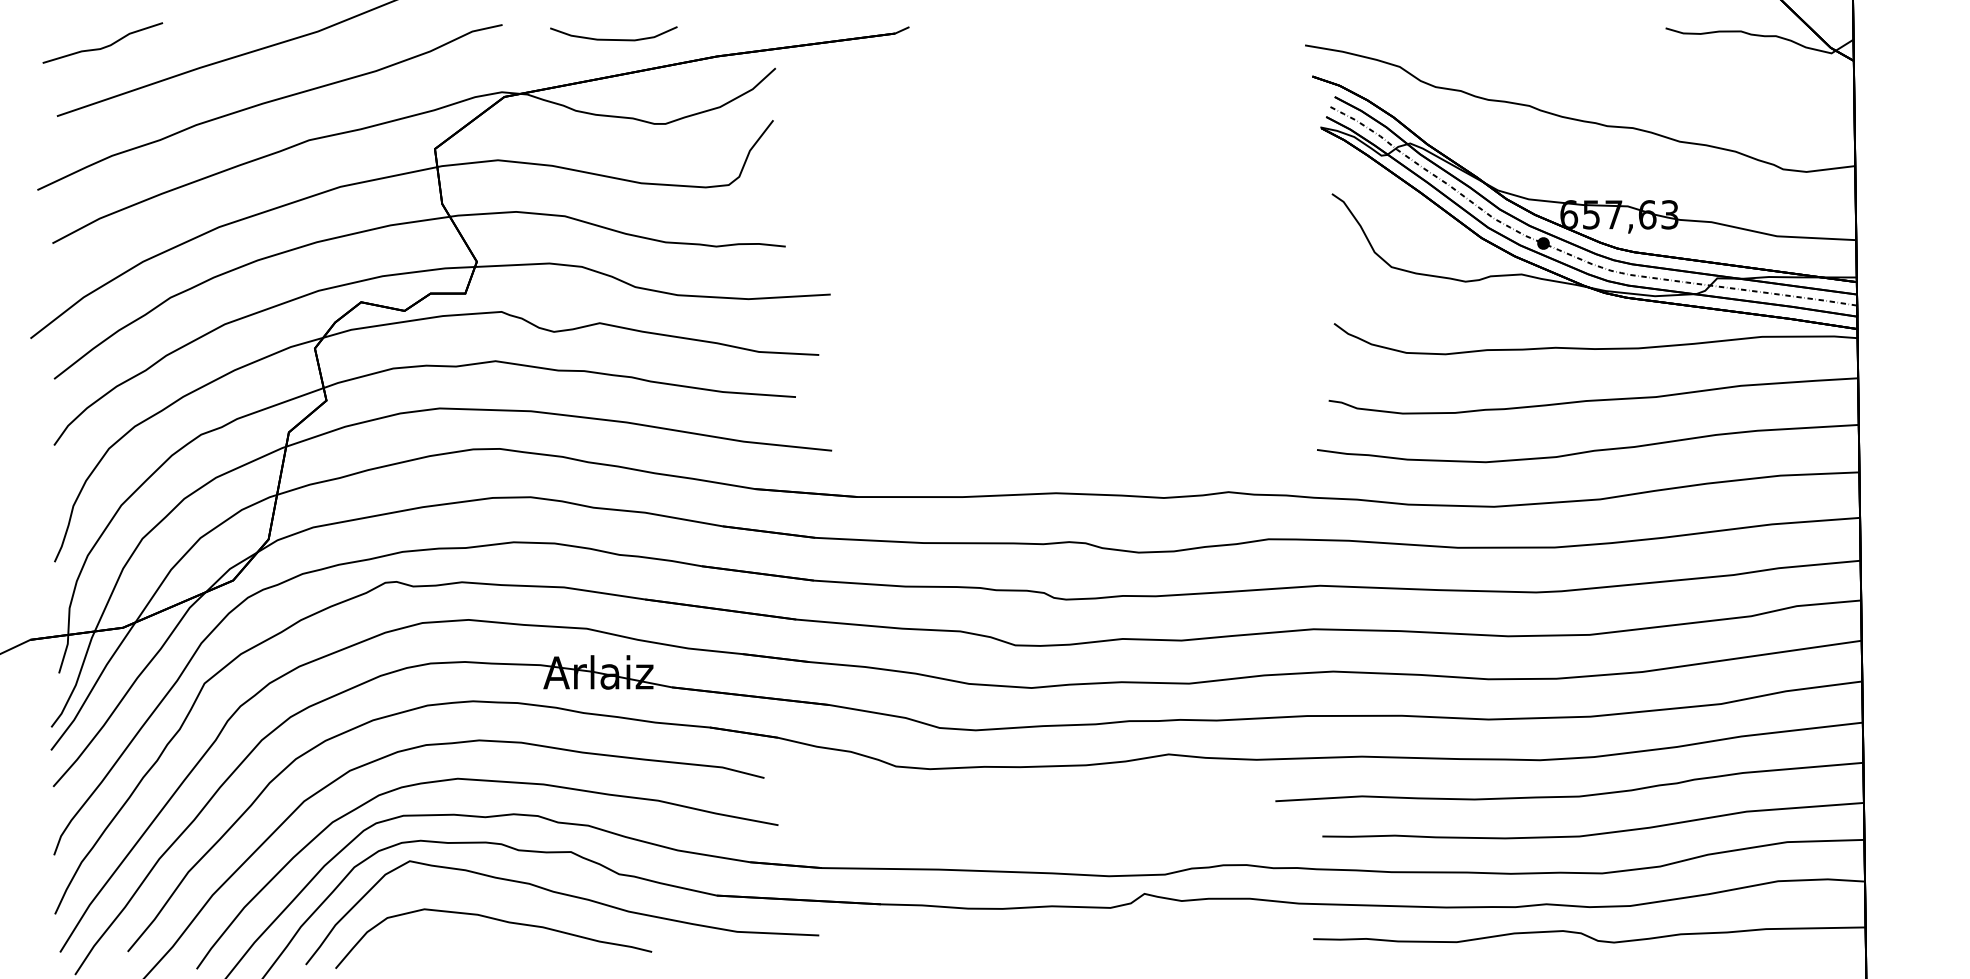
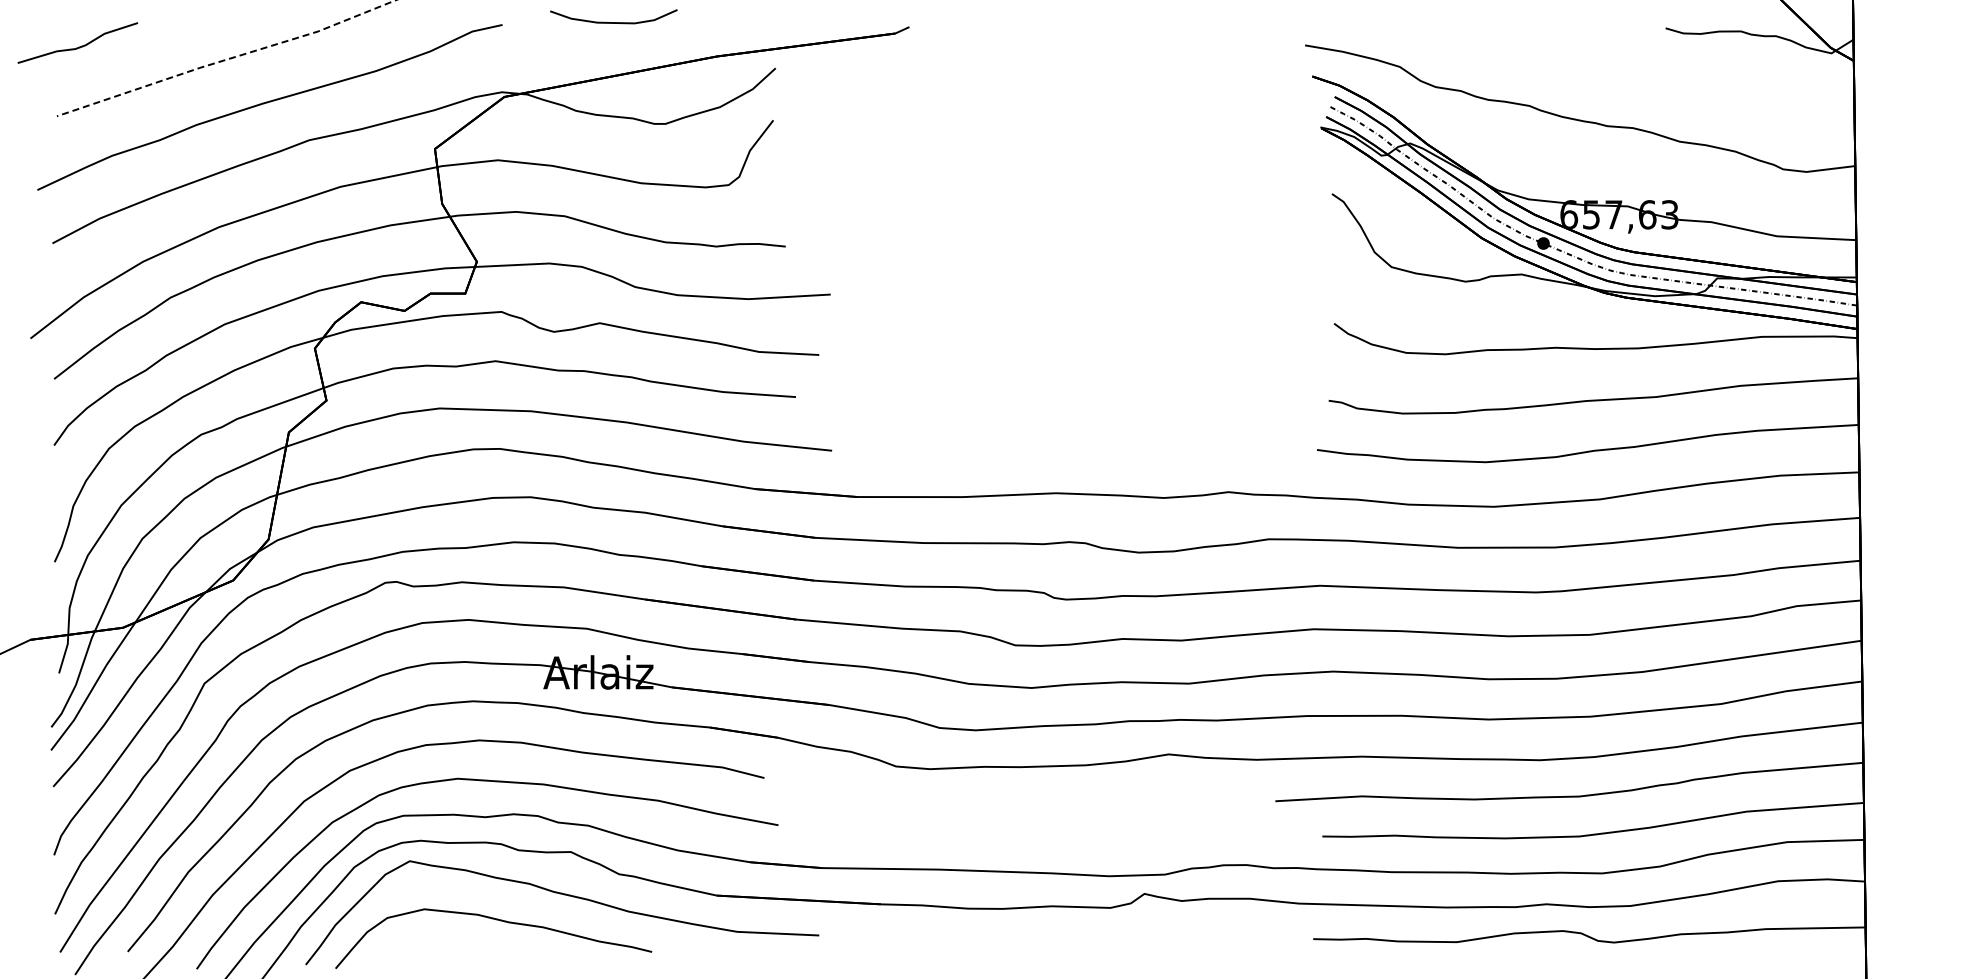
curve position: (613, 39) -> (613, 22) (613, 22)
curve position: (104, 46) -> (79, 46) (79, 46)
line: solid -> dashed (226, 59)
